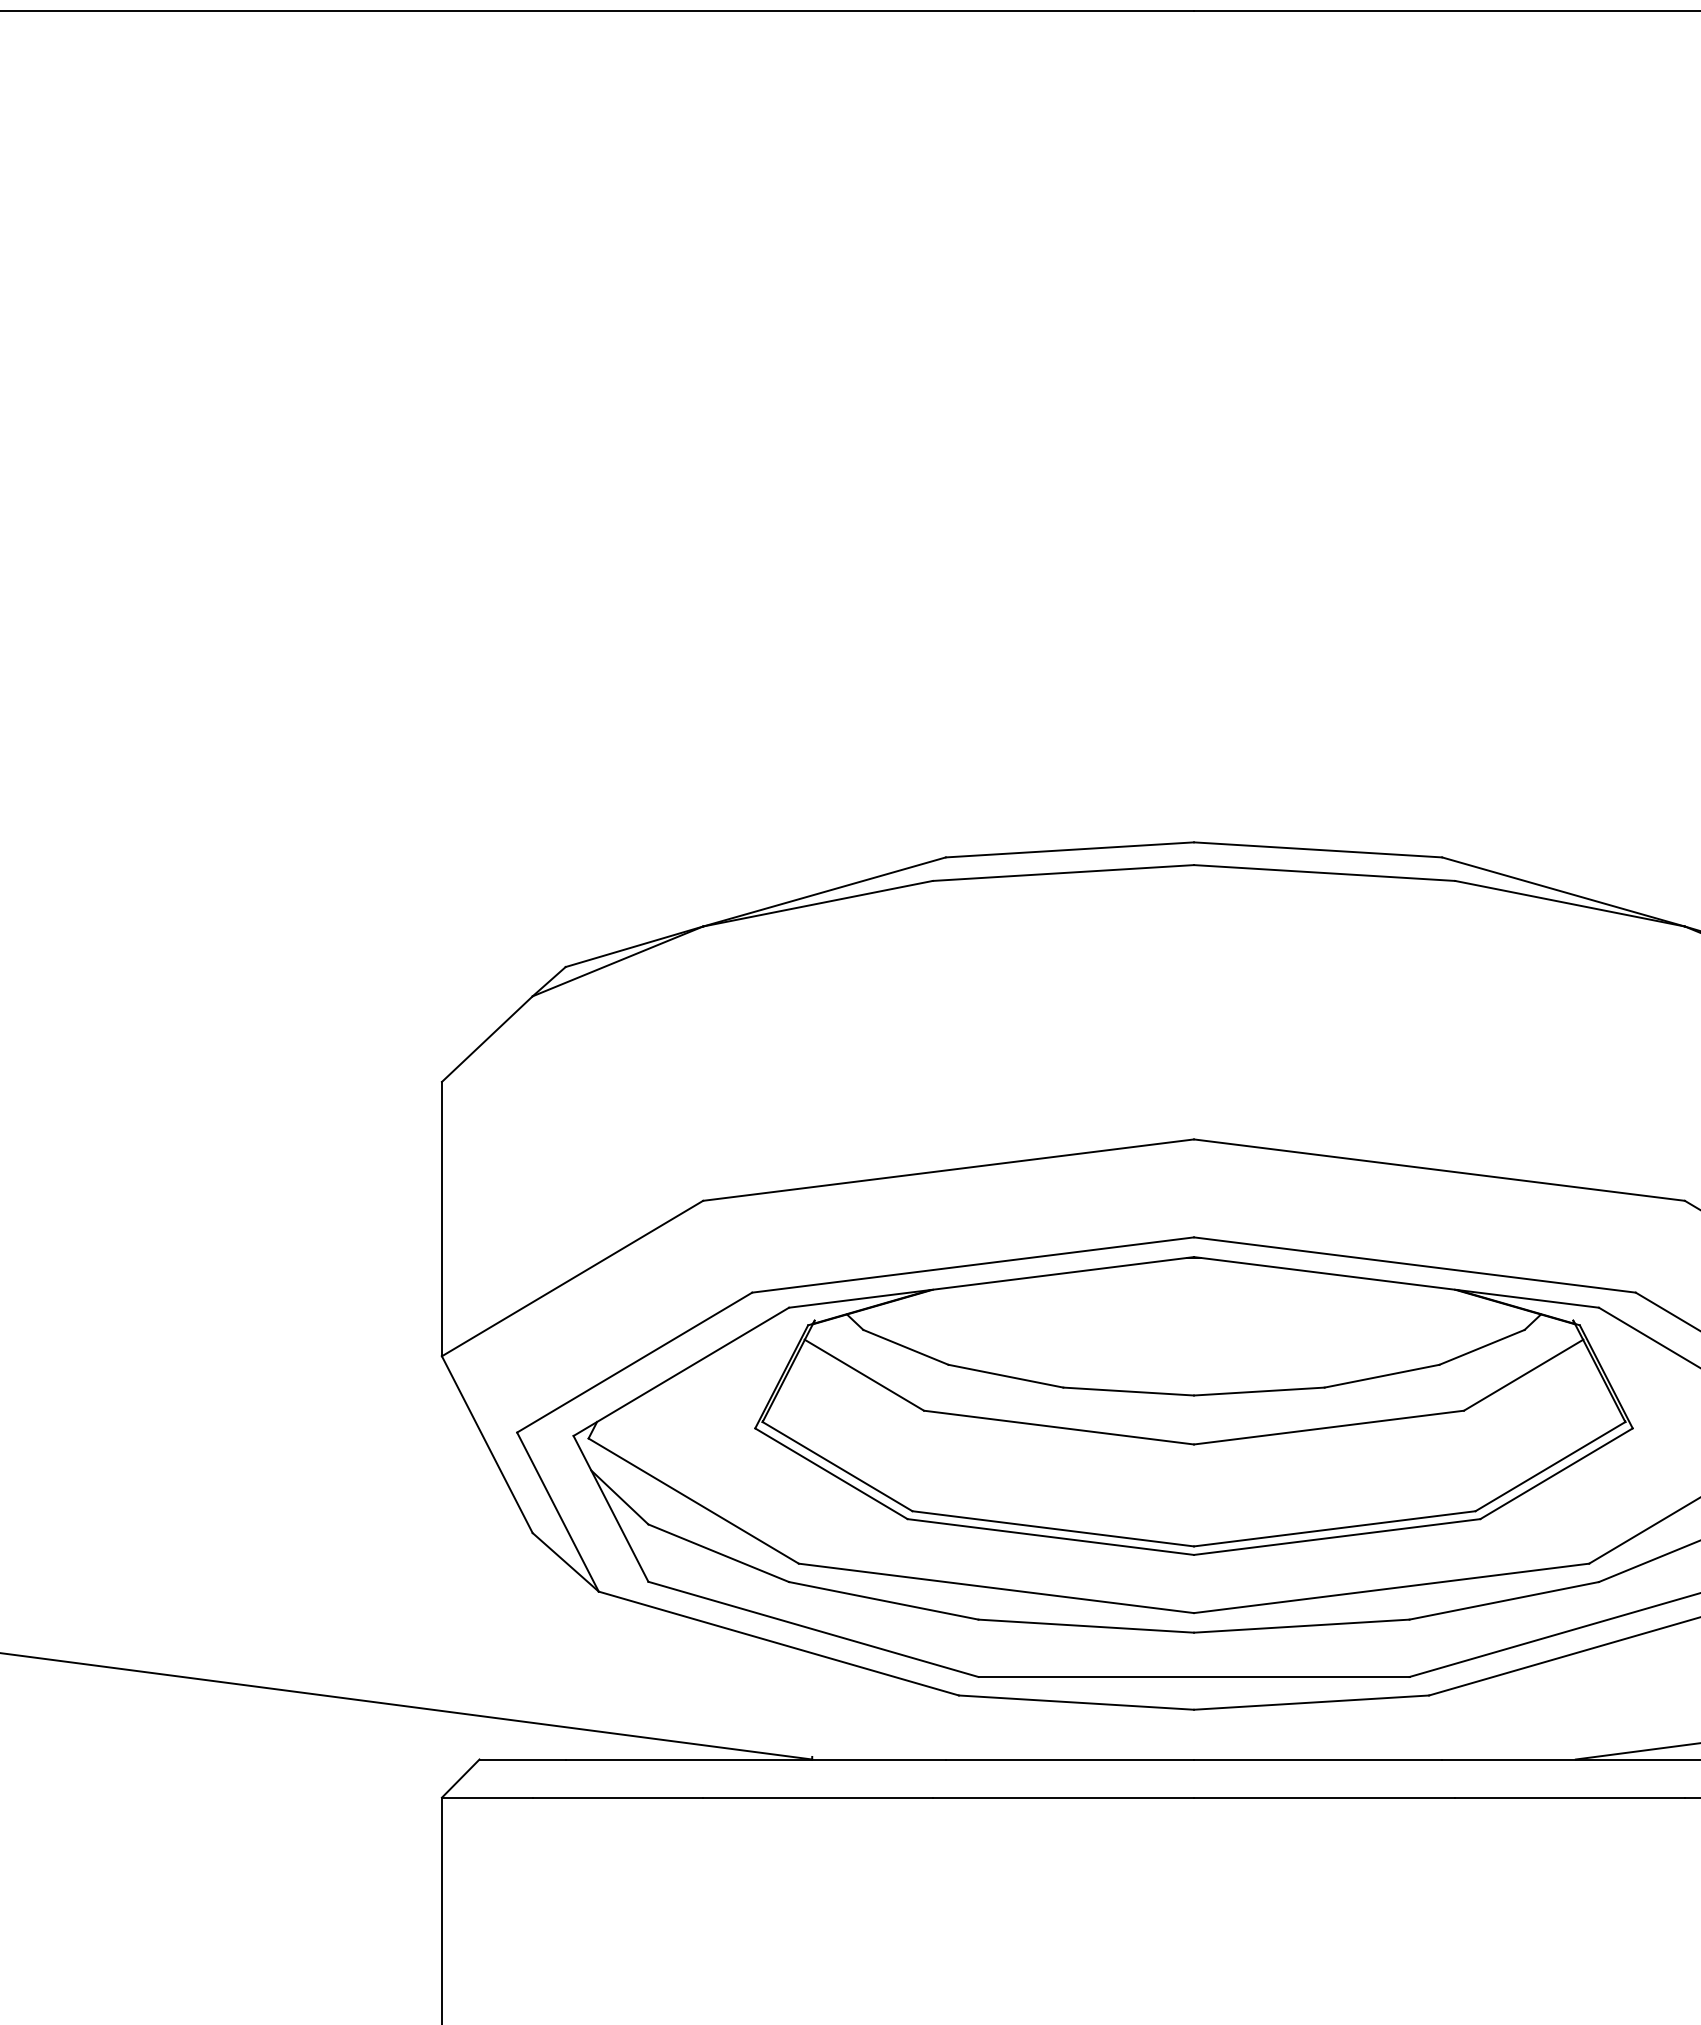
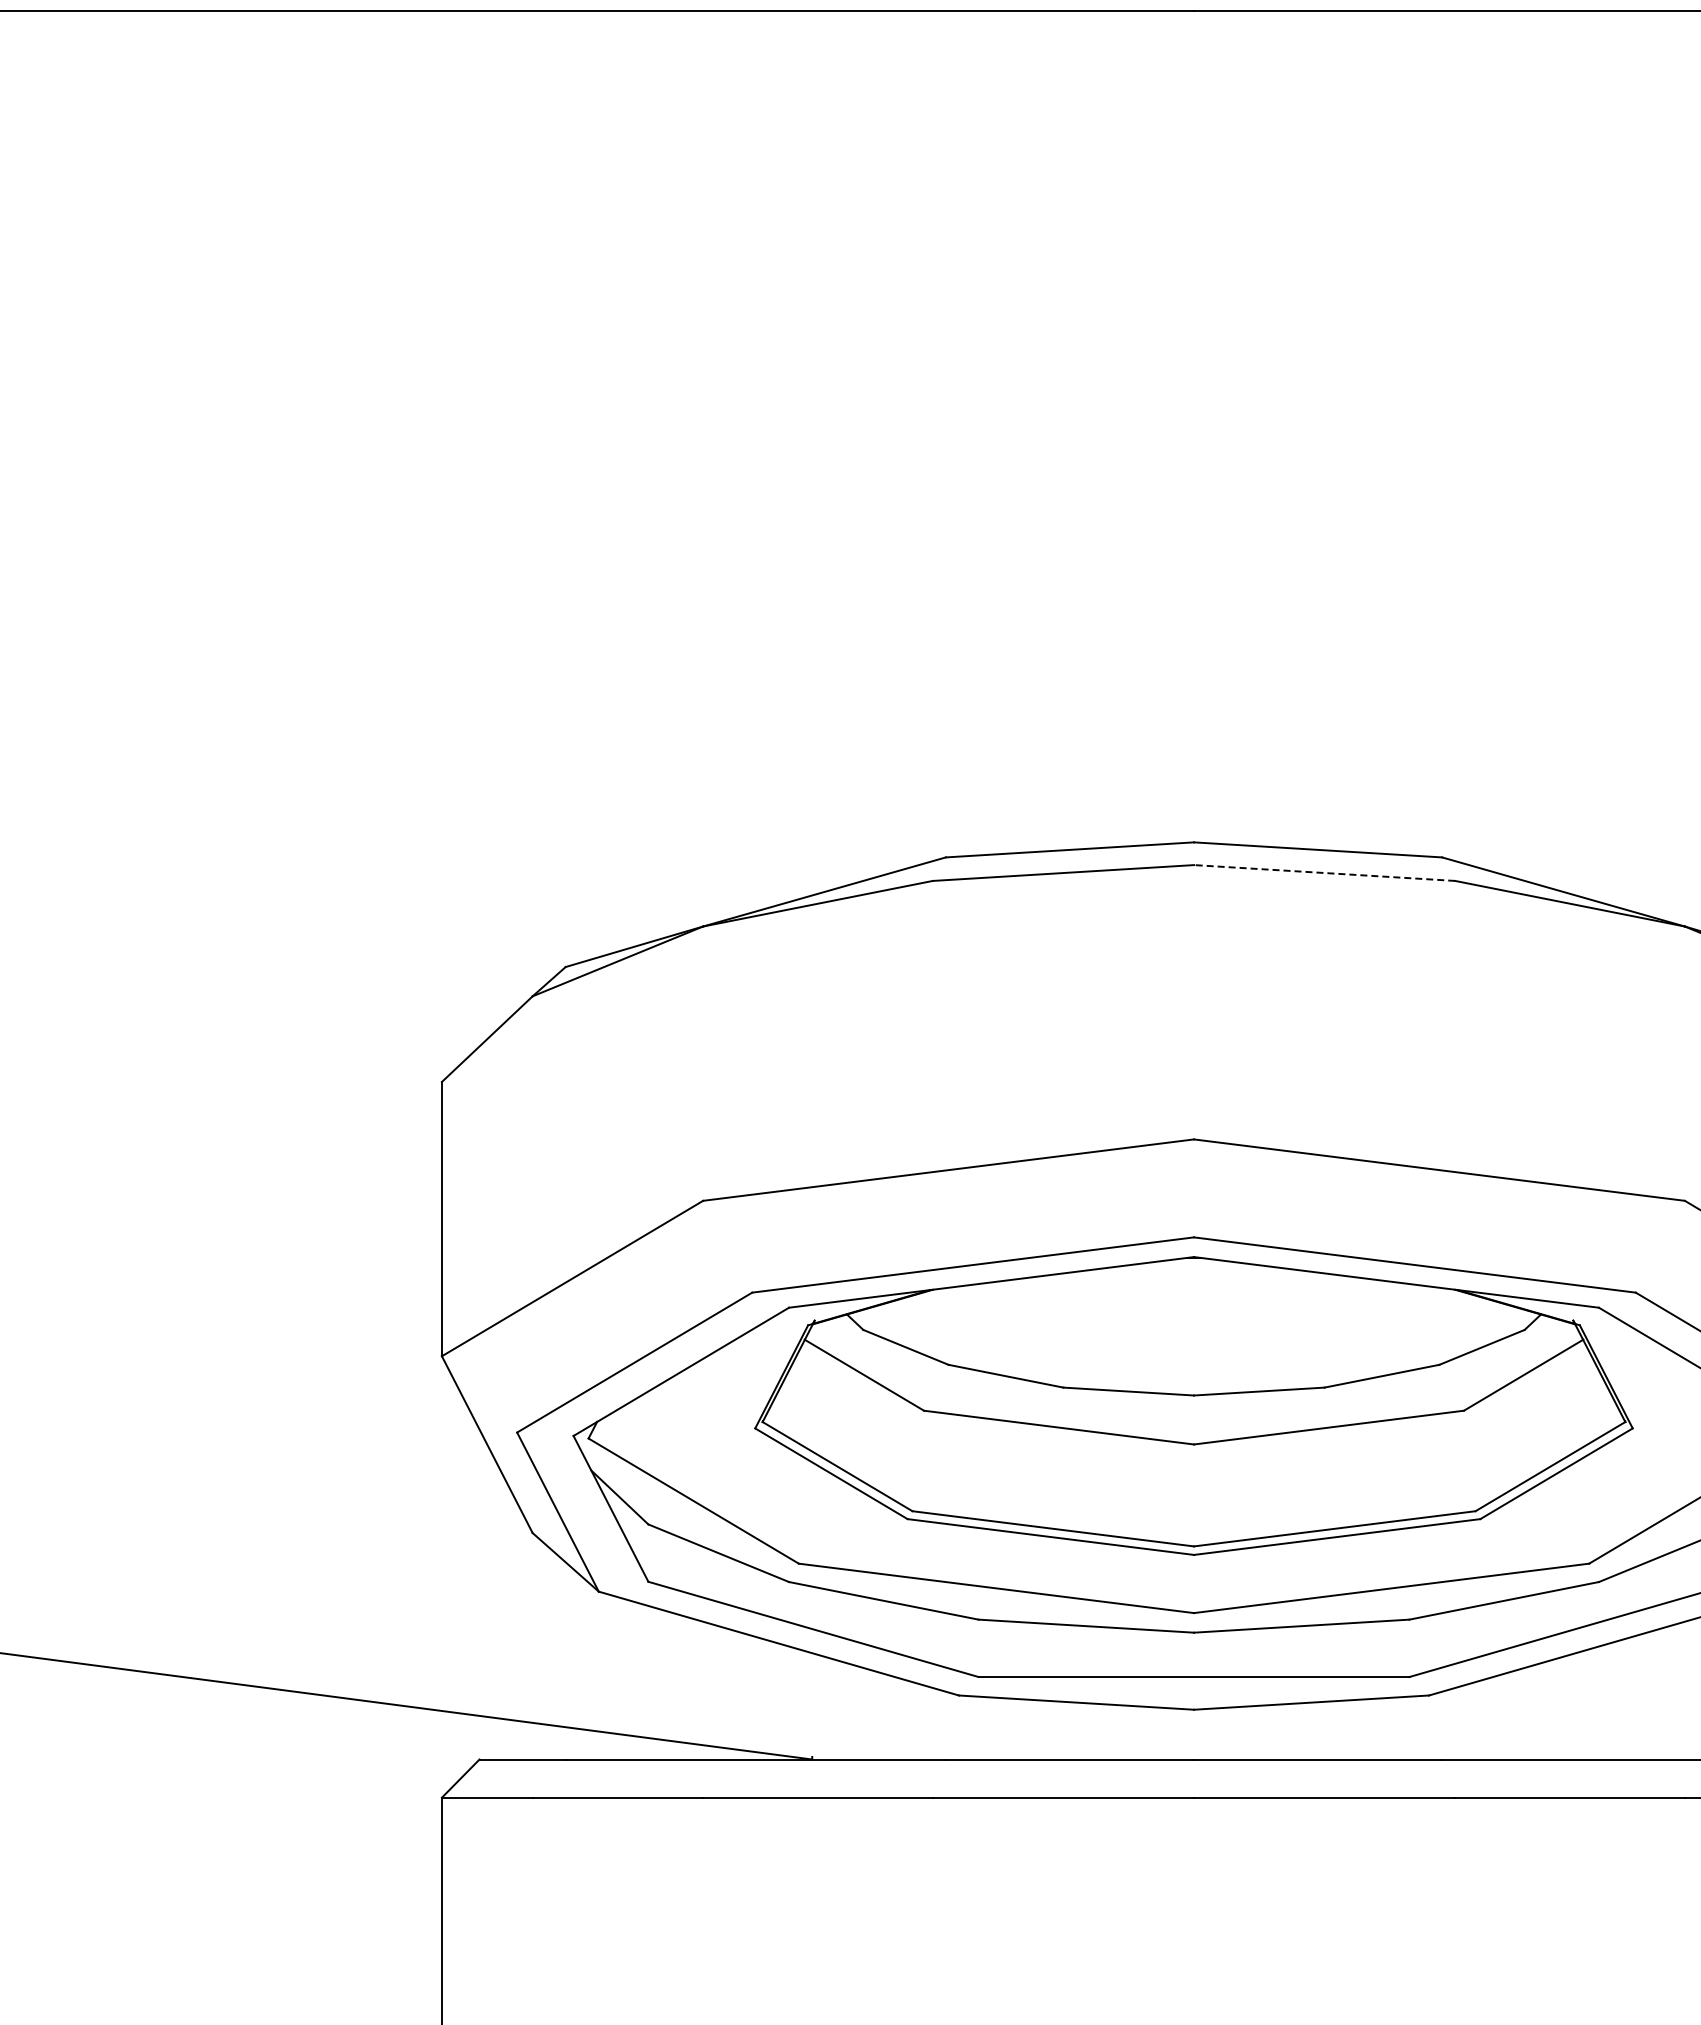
line: solid -> dashed (1324, 873)
line: present -> none (1636, 1751)
